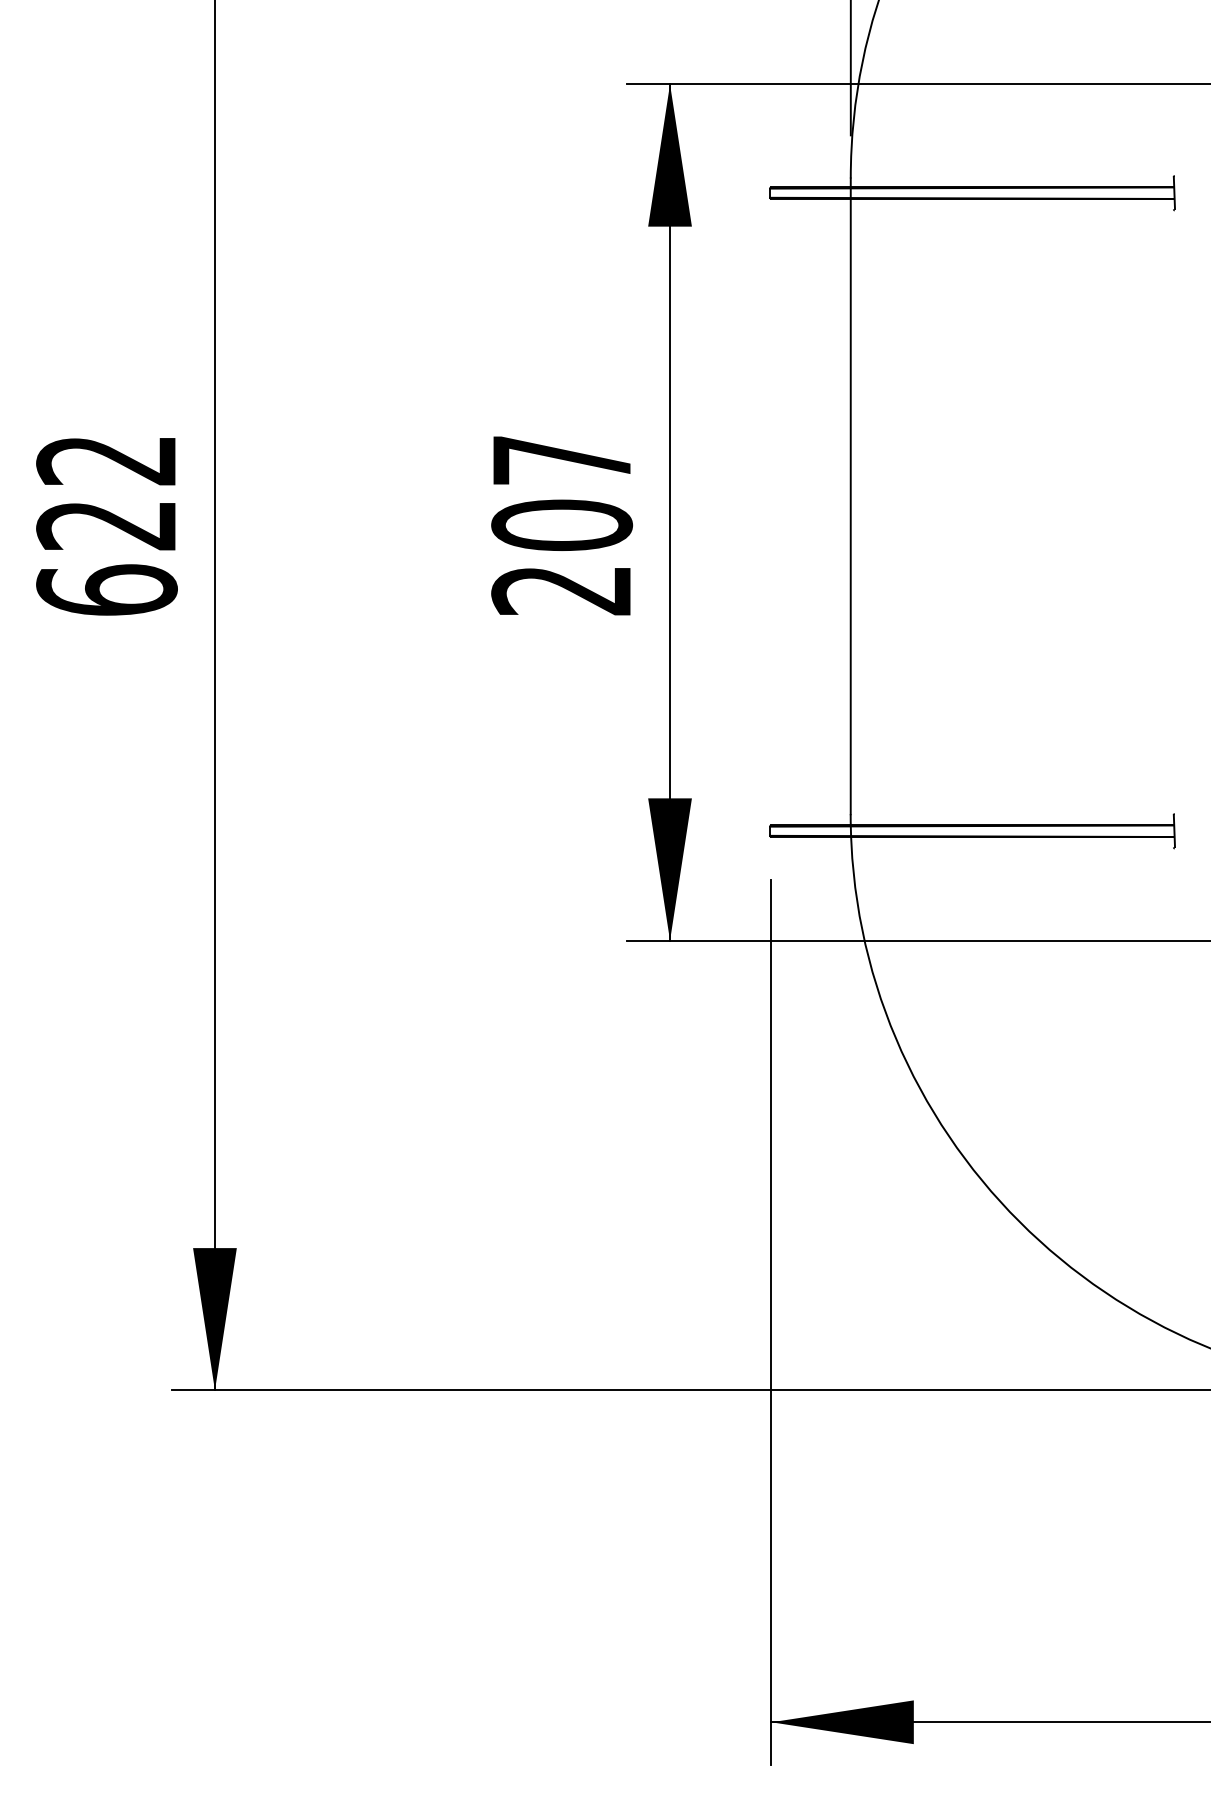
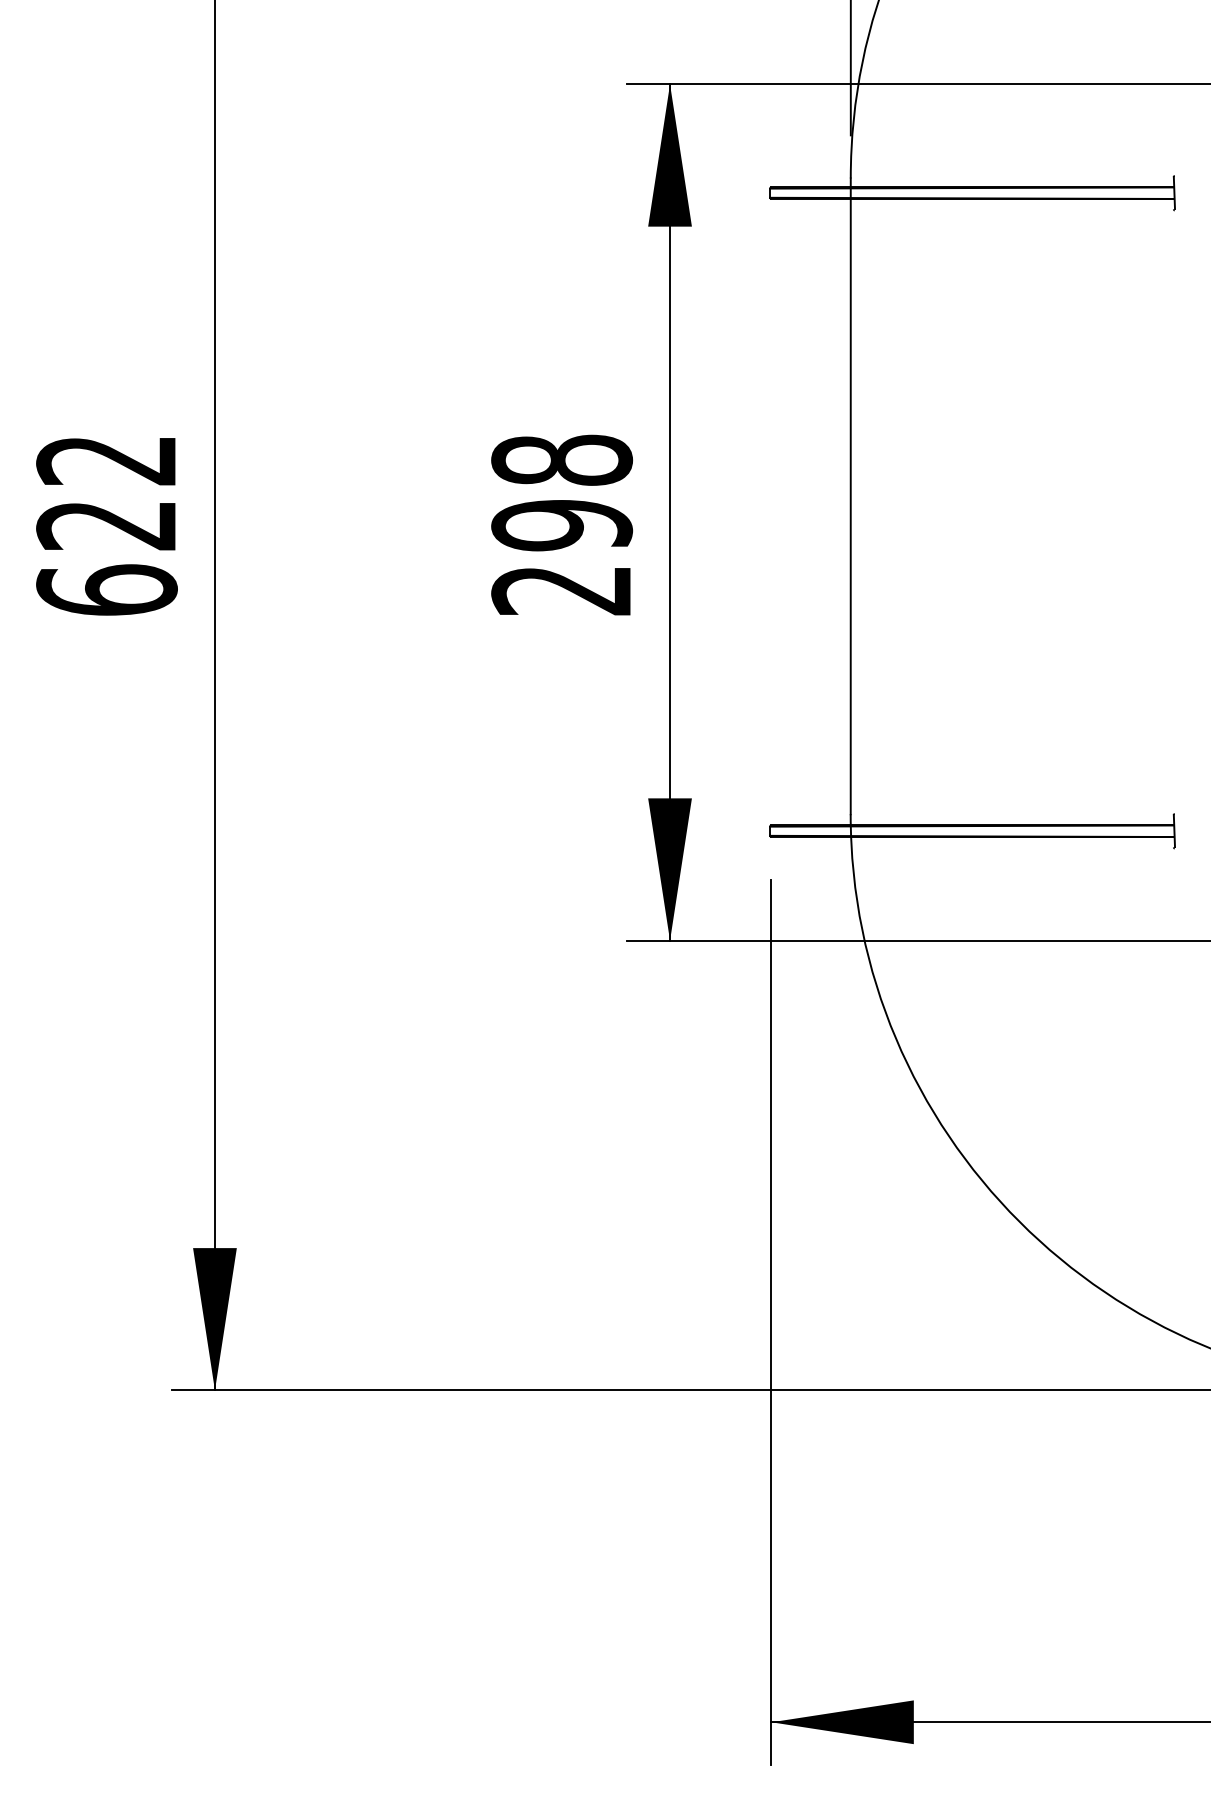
text: 207 -> 298 (562, 492)
